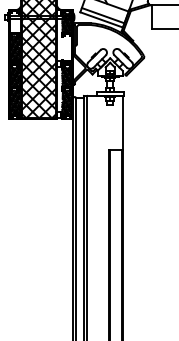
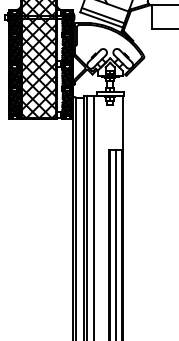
hatch: none -> present (15, 22)
hatch: none -> present (67, 47)
line: none -> present (93, 216)
line: none -> present (116, 243)
